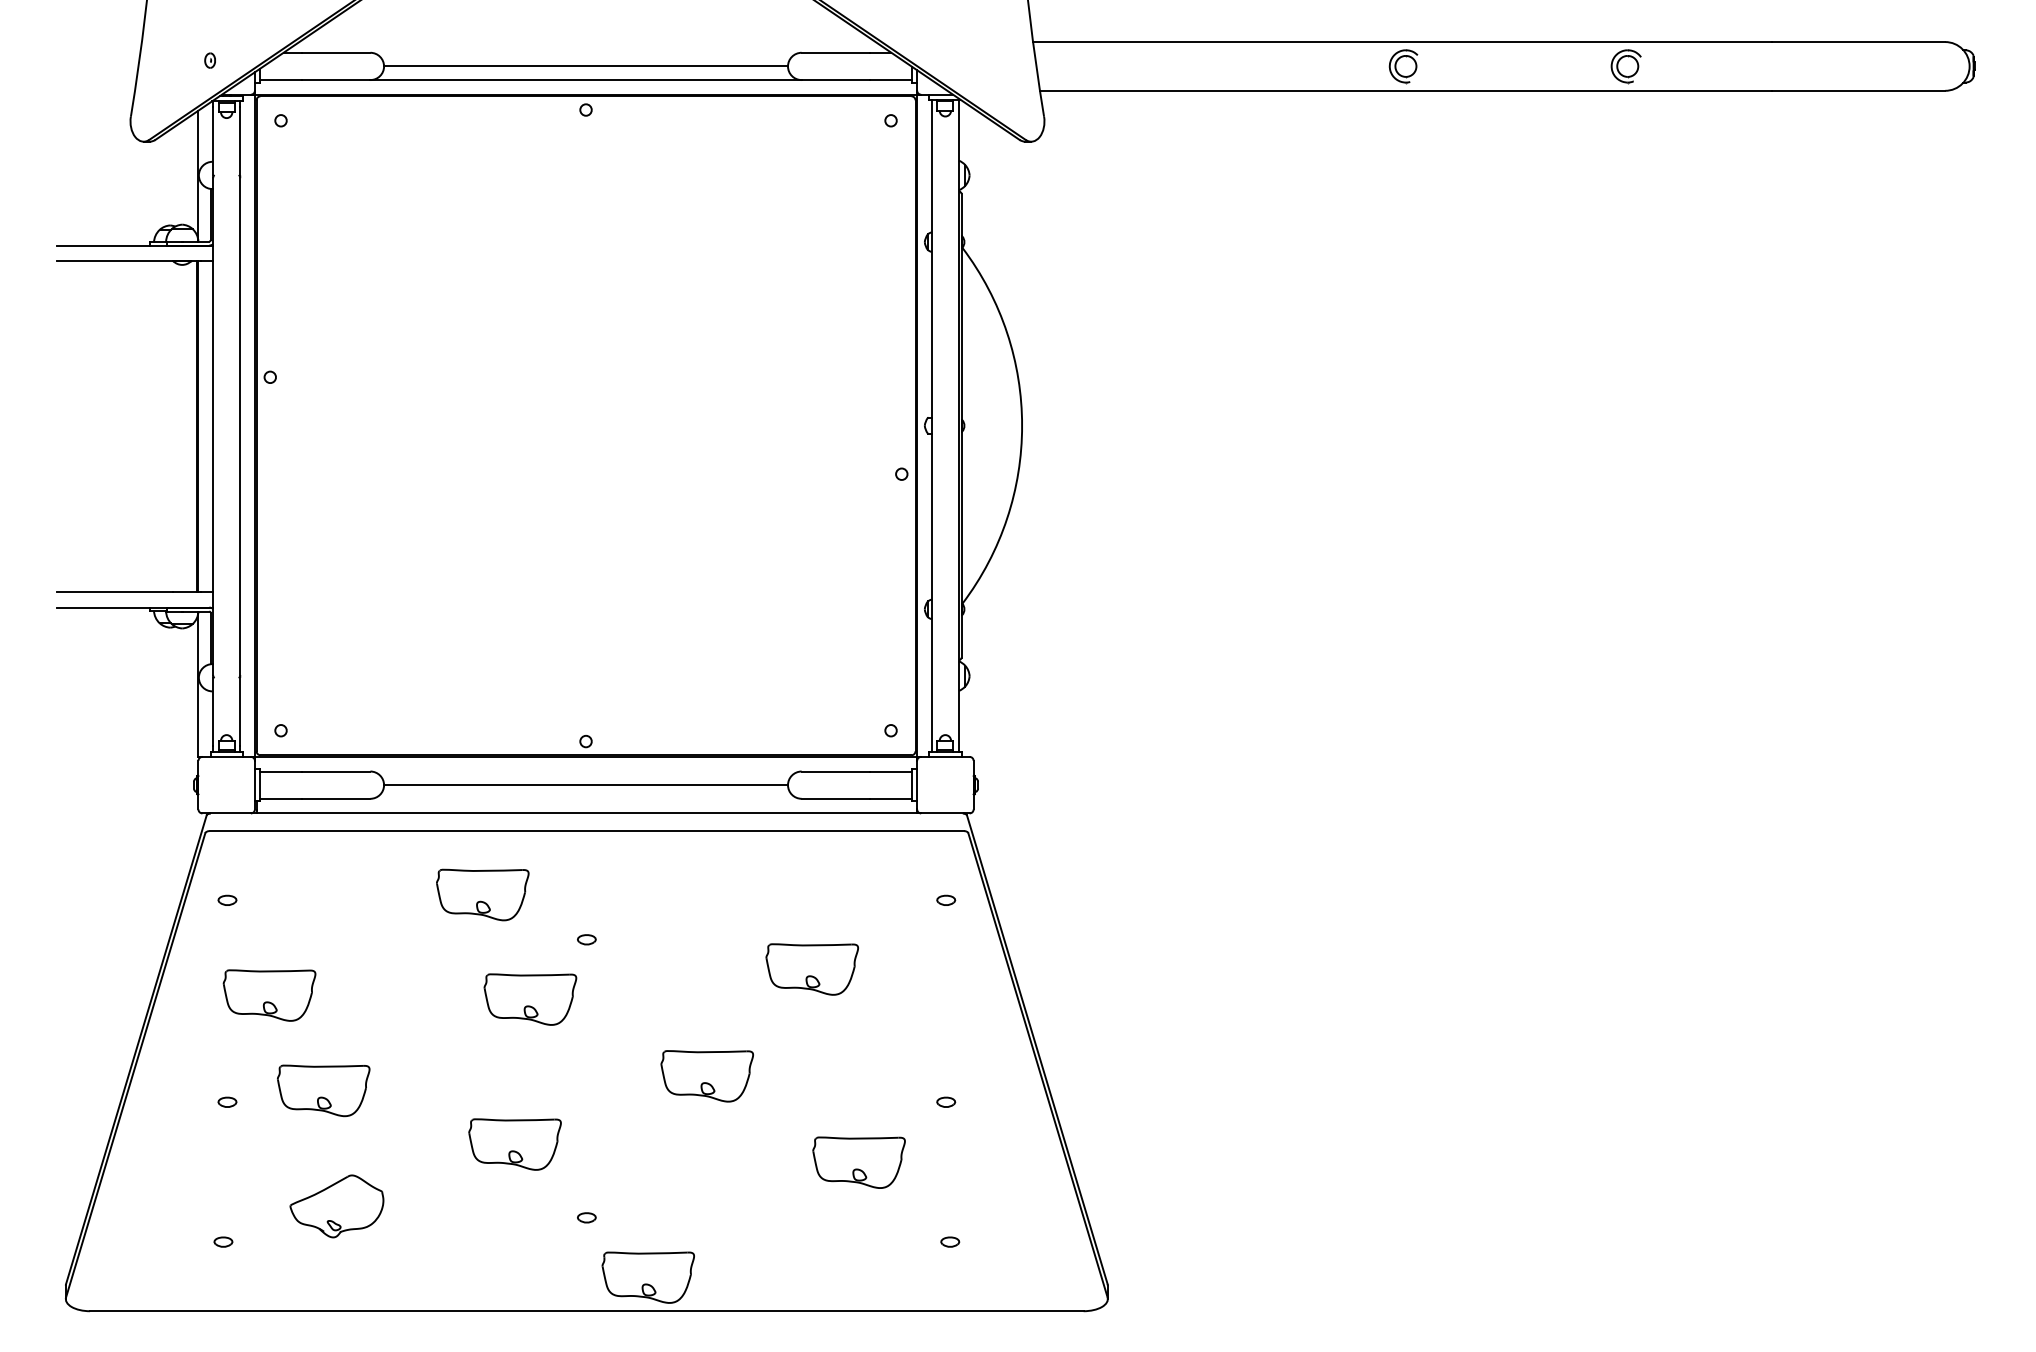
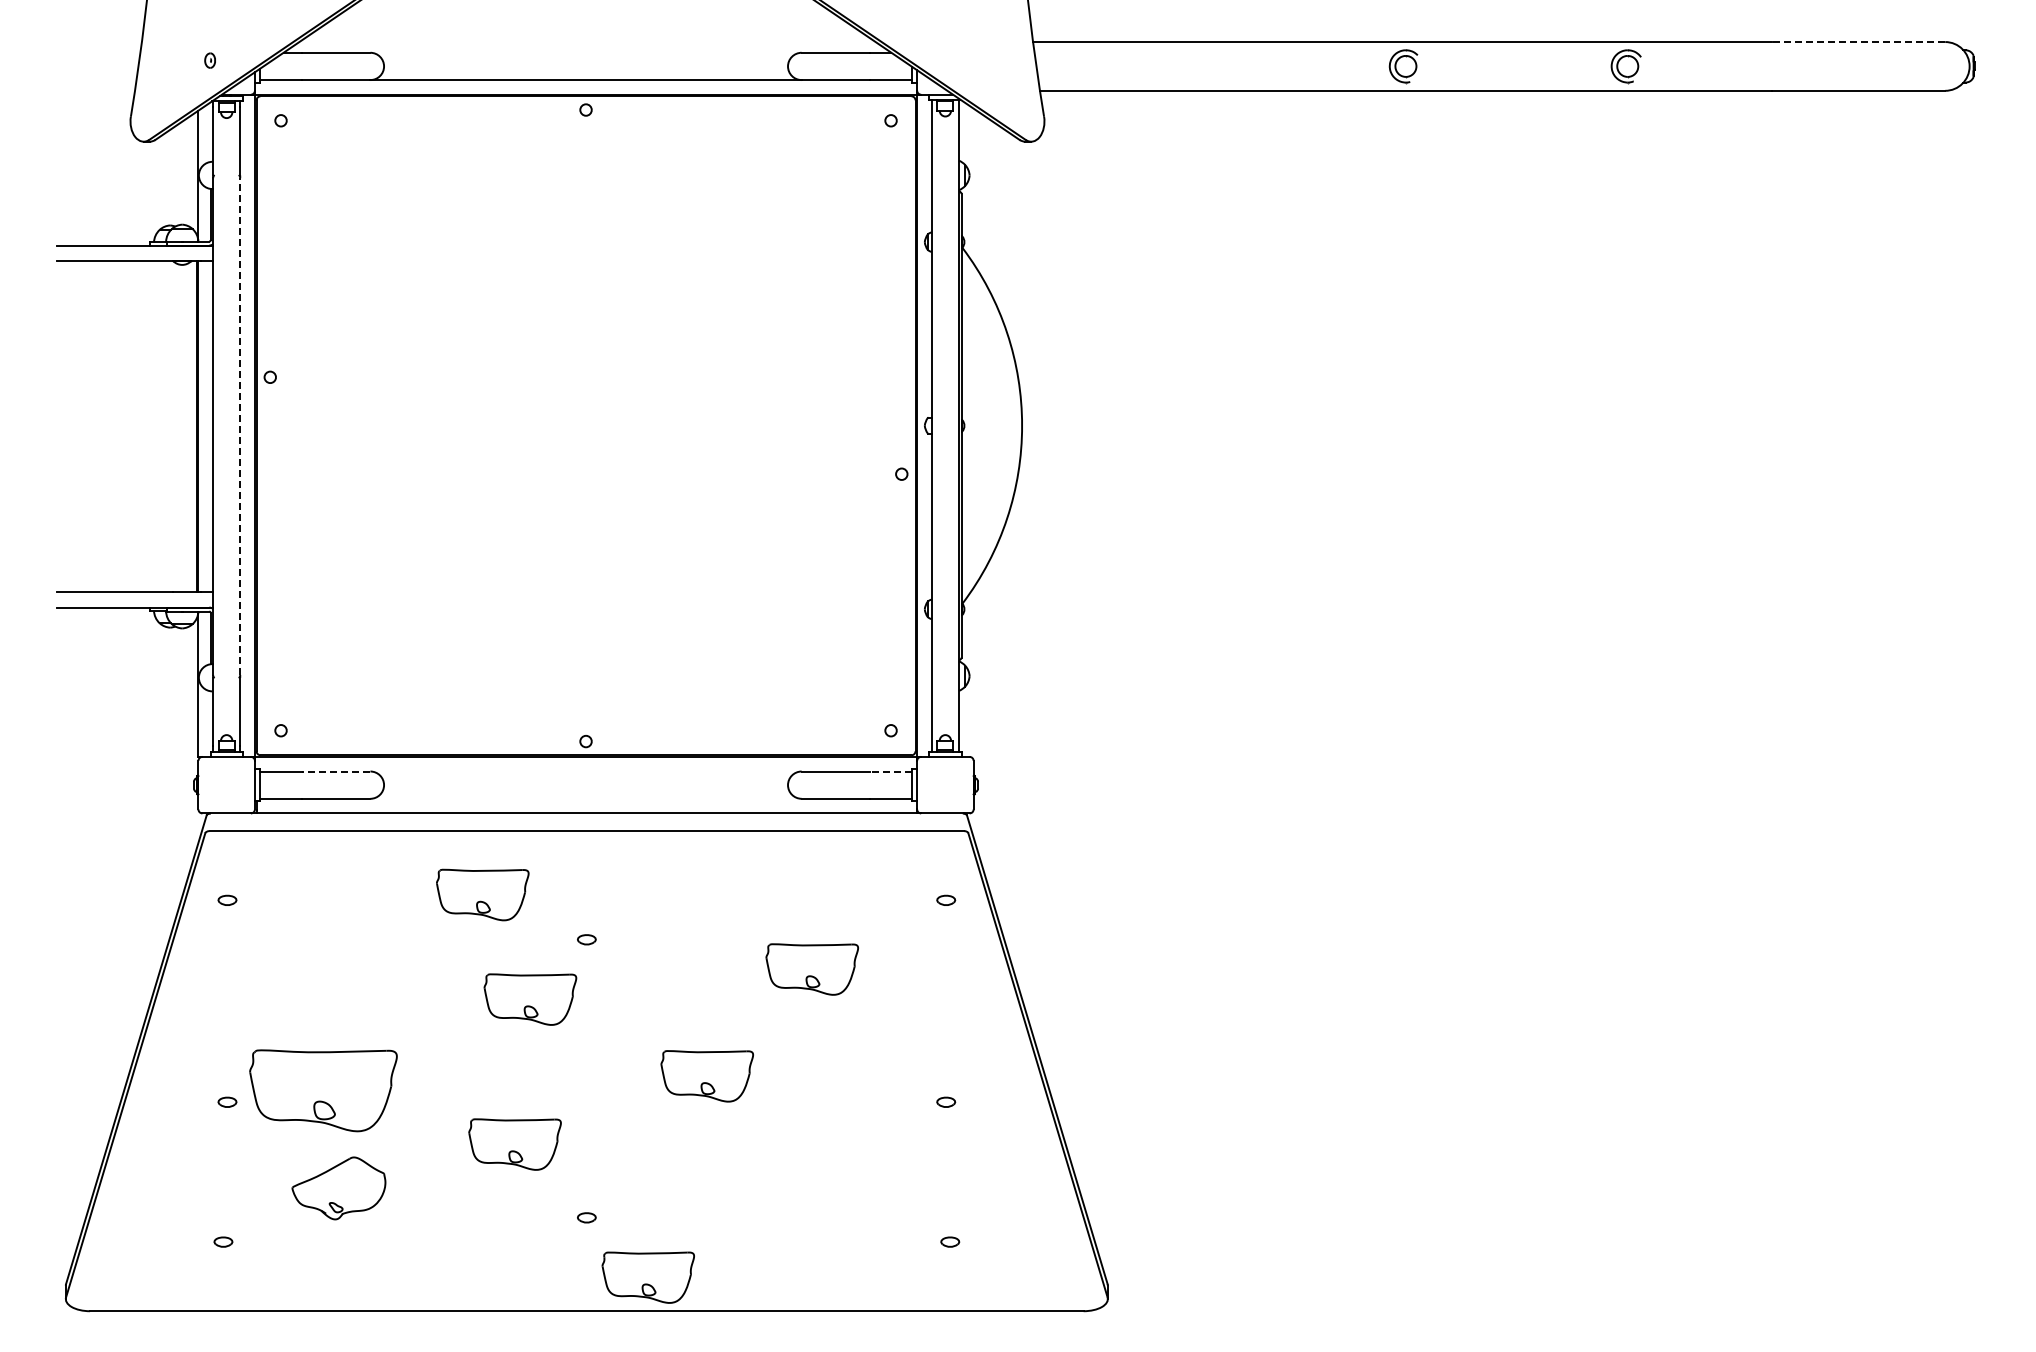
line: solid -> dashed (1858, 42)
line: present -> none (585, 66)
line: solid -> dashed (240, 426)
line: solid -> dashed (336, 771)
line: solid -> dashed (890, 771)
line: present -> none (585, 785)
part: present -> none (269, 995)
part size: 94x54 px -> 149x84 px (323, 1090)
part: present -> none (858, 1162)
part position: (336, 1206) -> (338, 1188) (338, 1188)
